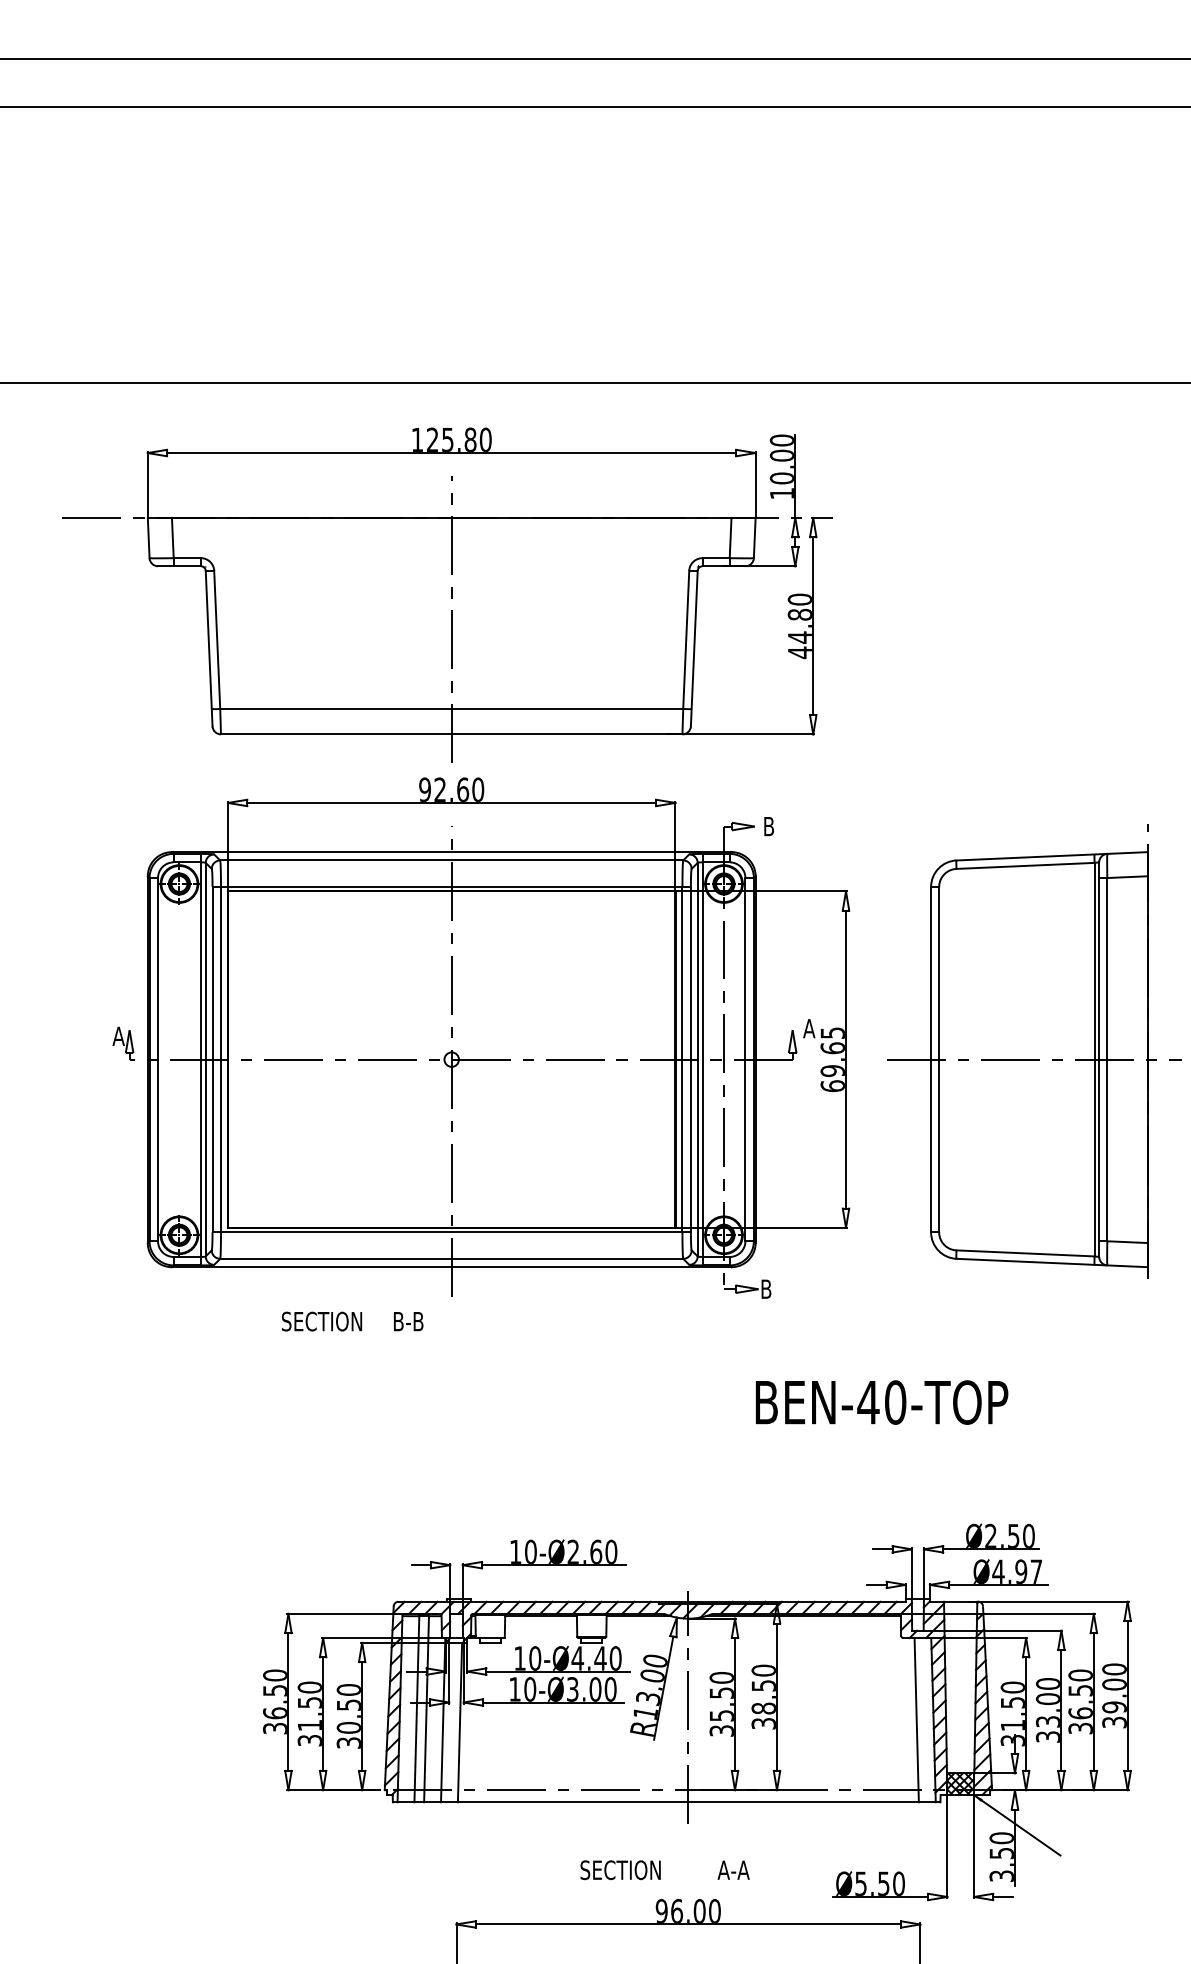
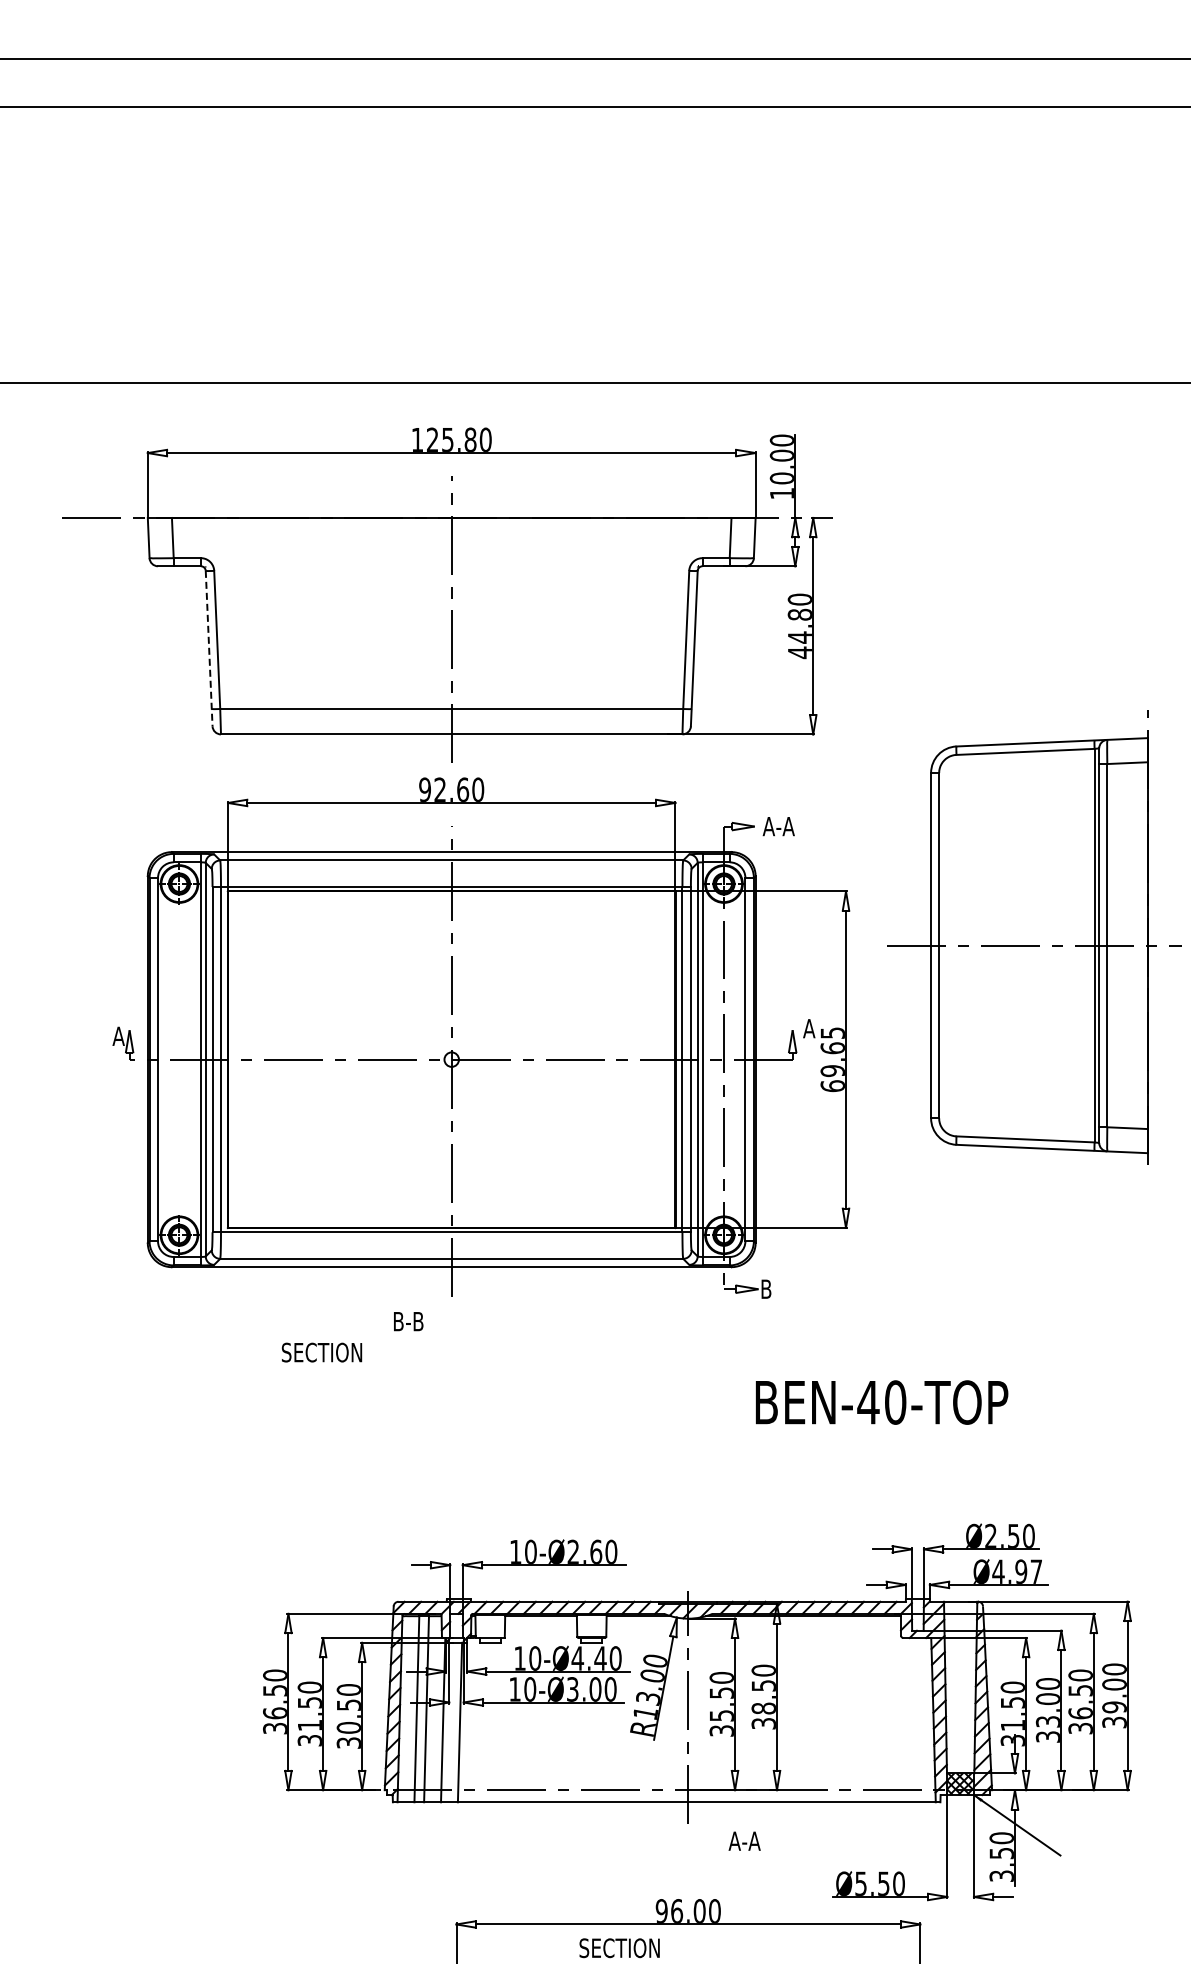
line: solid -> dashed (209, 648)
text: B -> A-A (778, 826)
part position: (1034, 1051) -> (1034, 937) (1034, 937)
text position: (321, 1321) -> (321, 1352) (321, 1352)
line: present -> none (916, 1720)
text position: (733, 1869) -> (744, 1840) (744, 1840)
text position: (620, 1870) -> (619, 1948) (619, 1948)
